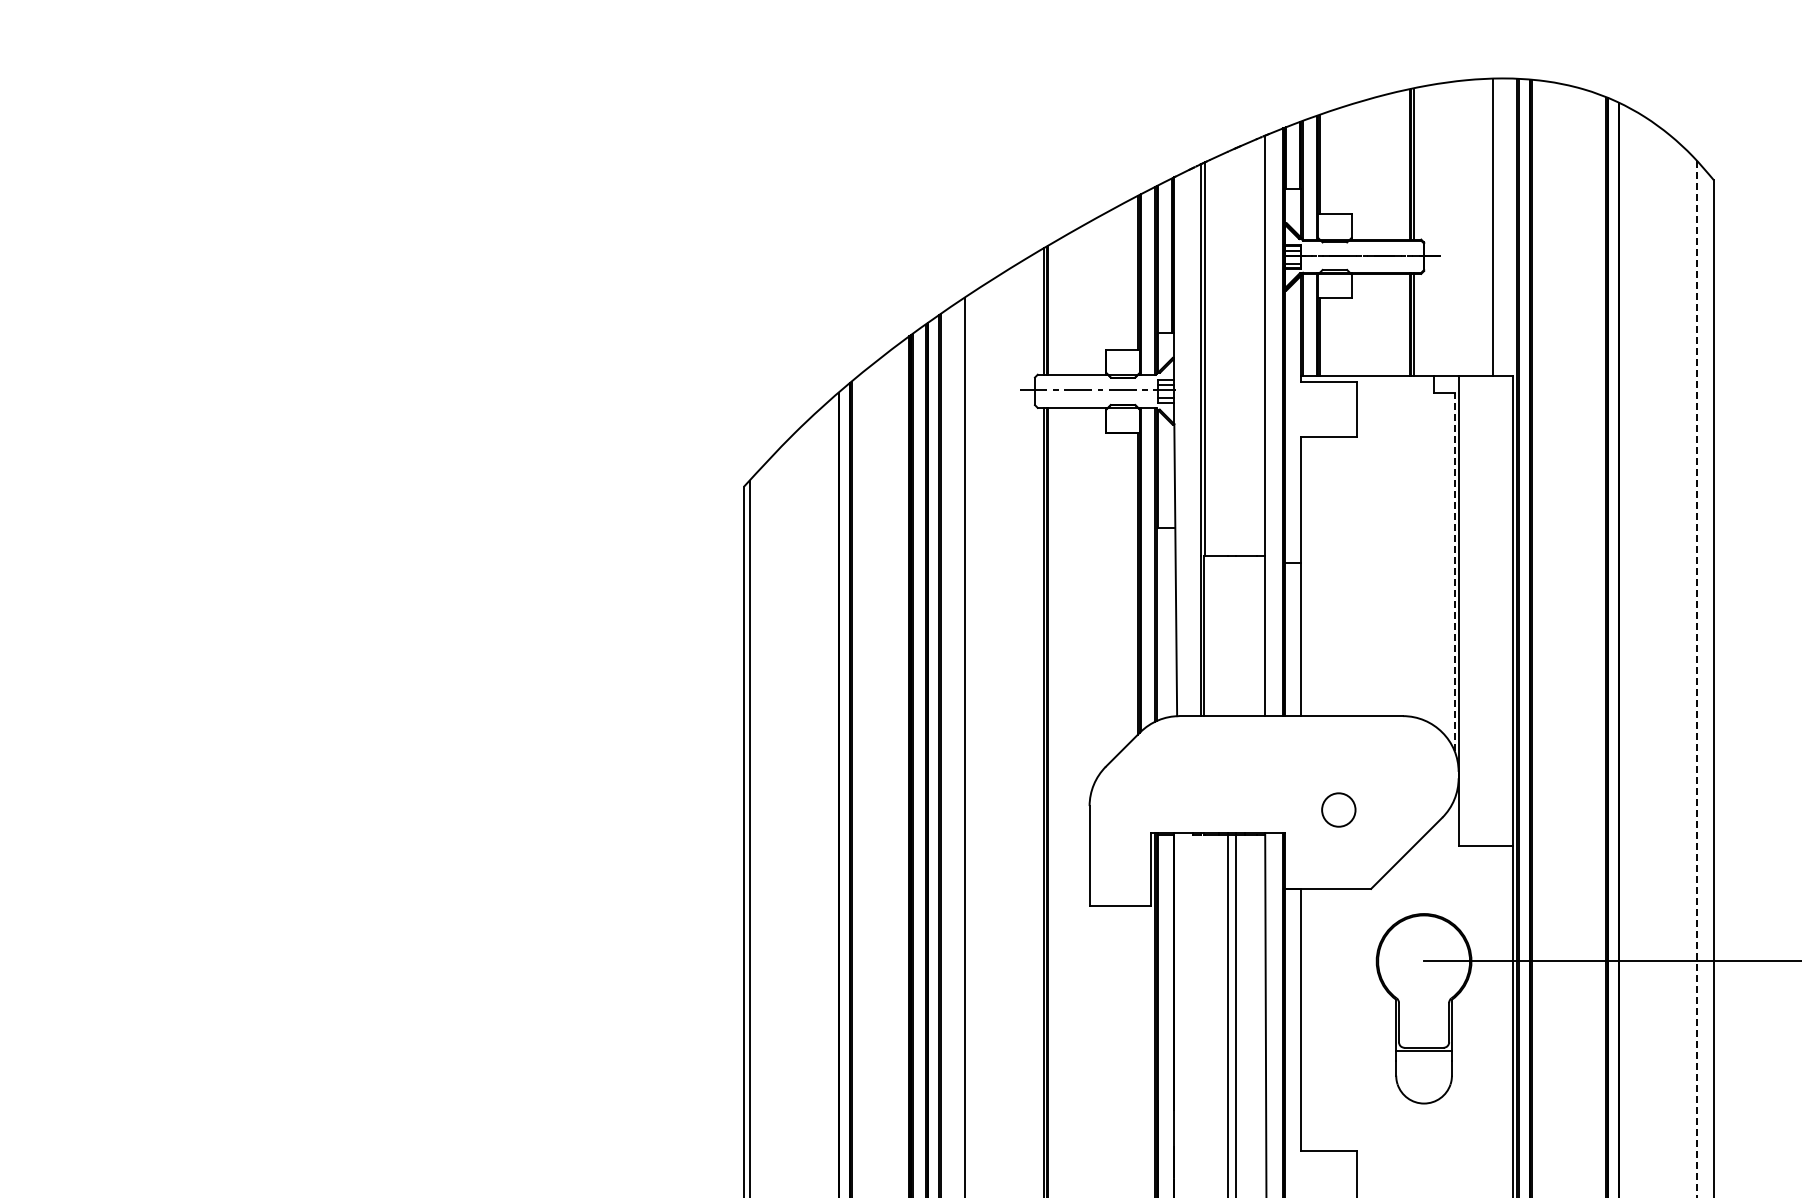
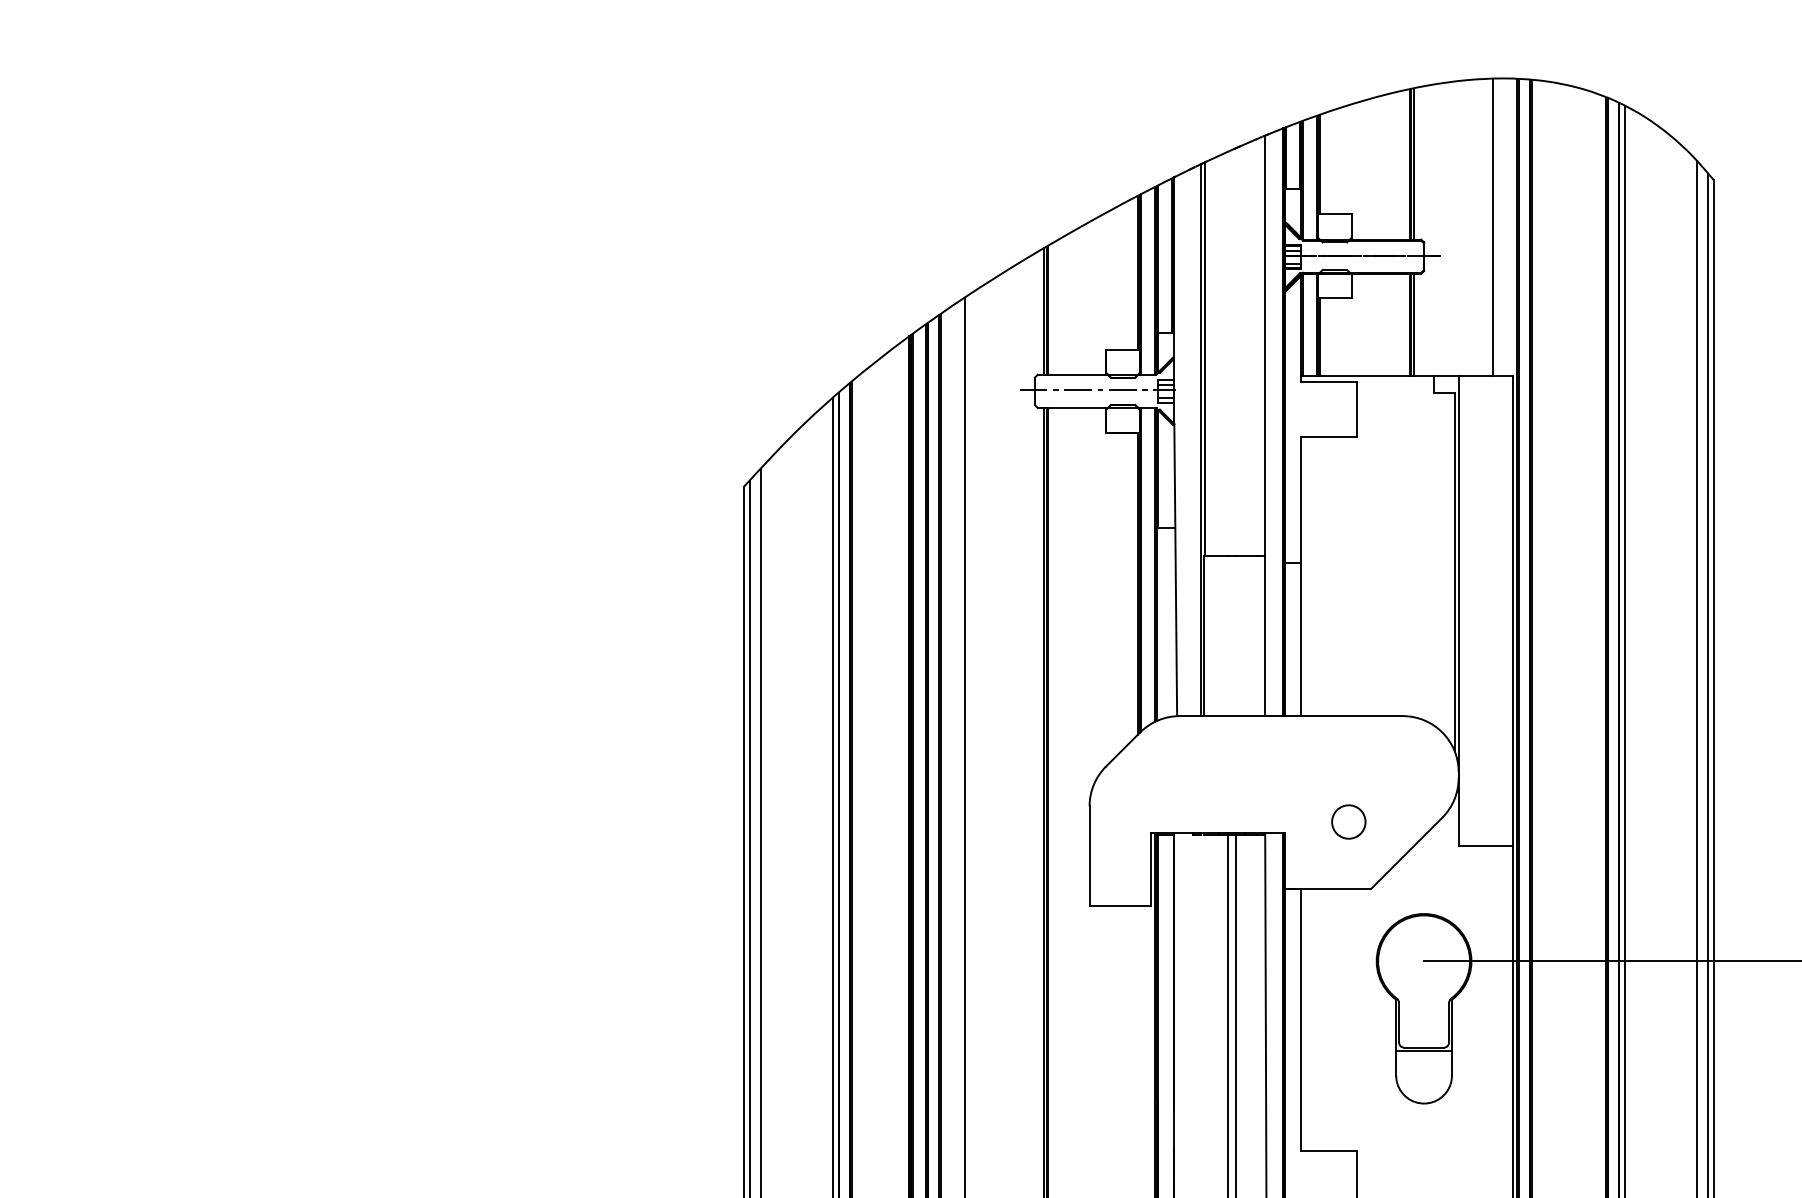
line: dashed -> solid (1454, 571)
line: none -> present (1624, 650)
line: dashed -> solid (1697, 680)
line: none -> present (1708, 684)
line: none -> present (833, 796)
circle position: (1338, 809) -> (1348, 821) (1348, 821)
line: none -> present (760, 831)
